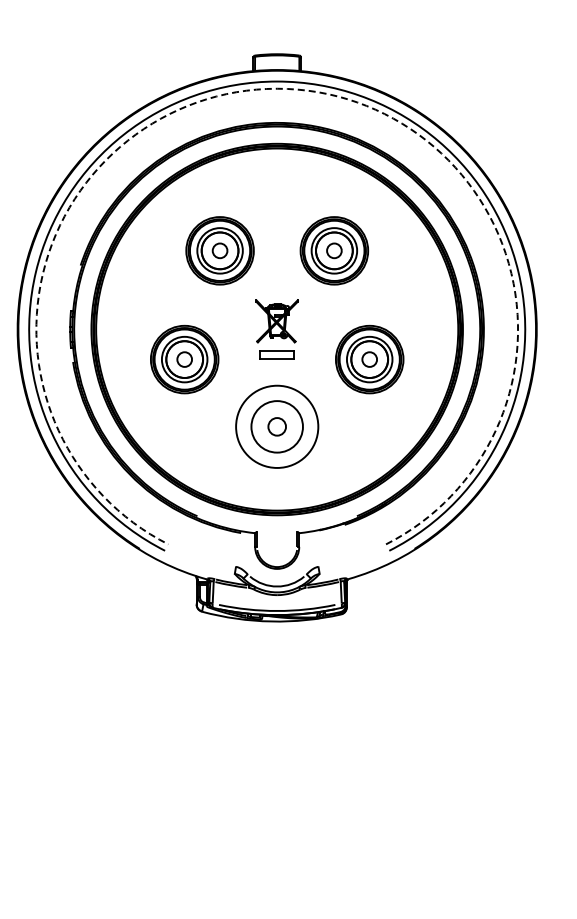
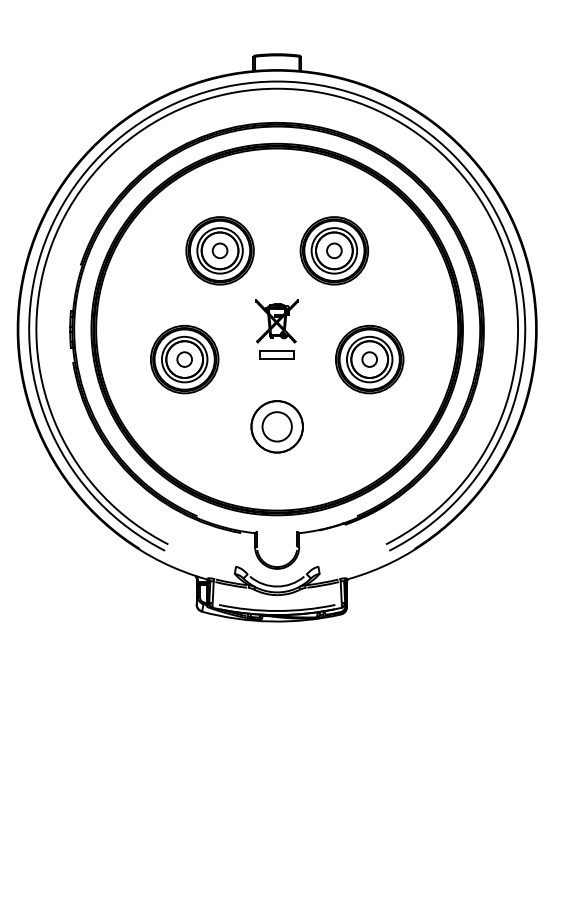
arc: dashed -> solid (277, 88)
circle diameter: 18 px -> 29 px (276, 426)
circle diameter: 82 px -> 51 px (276, 426)
